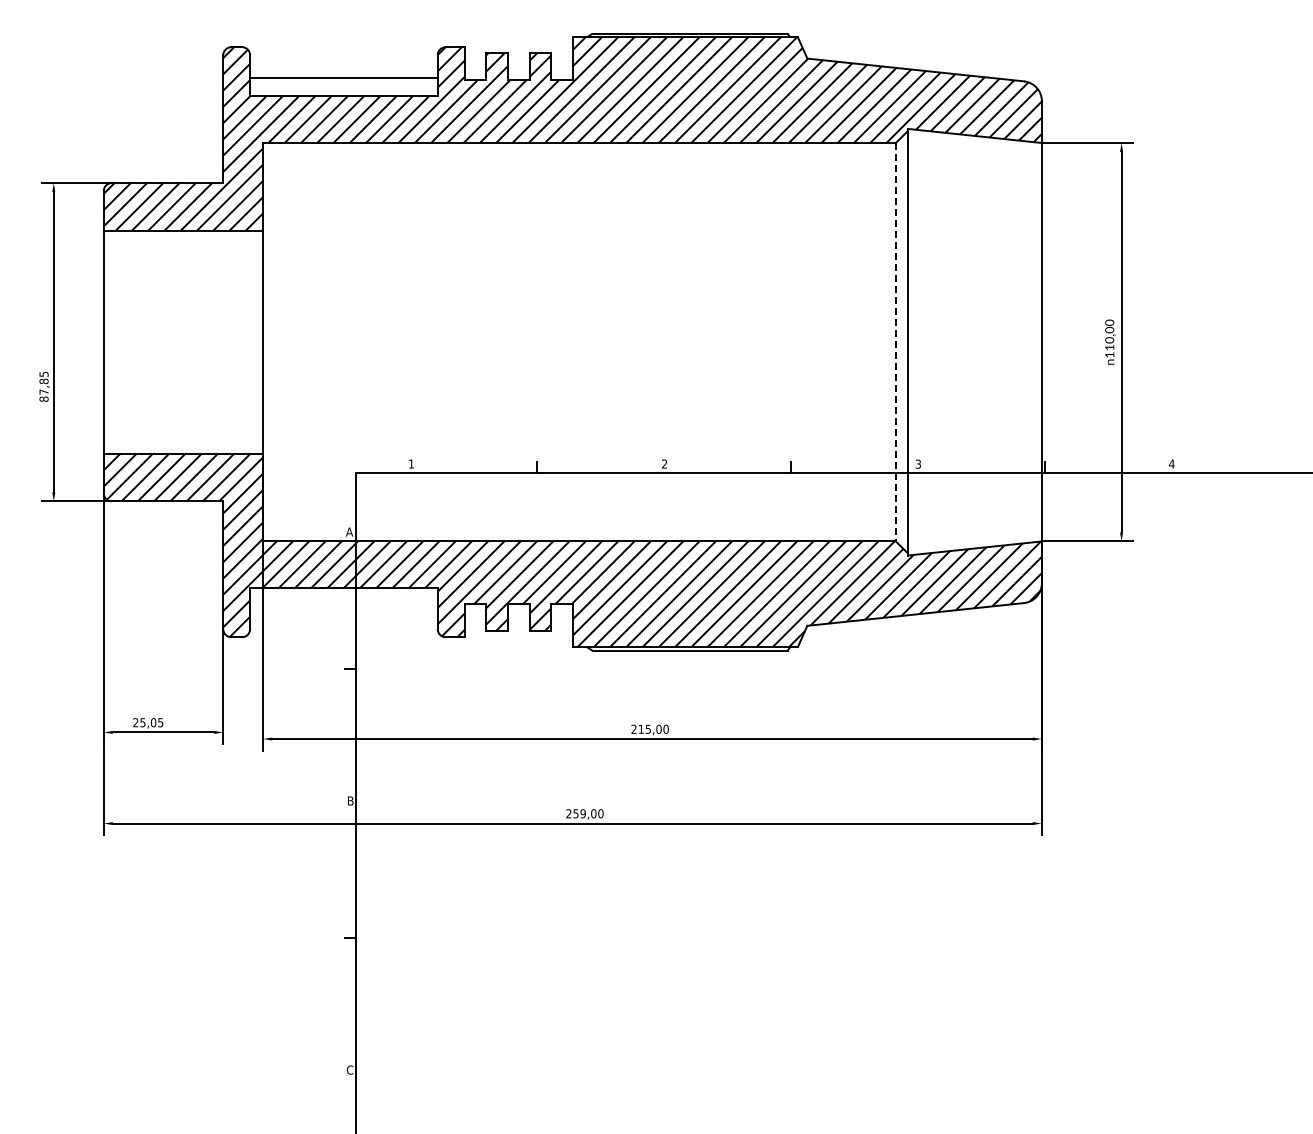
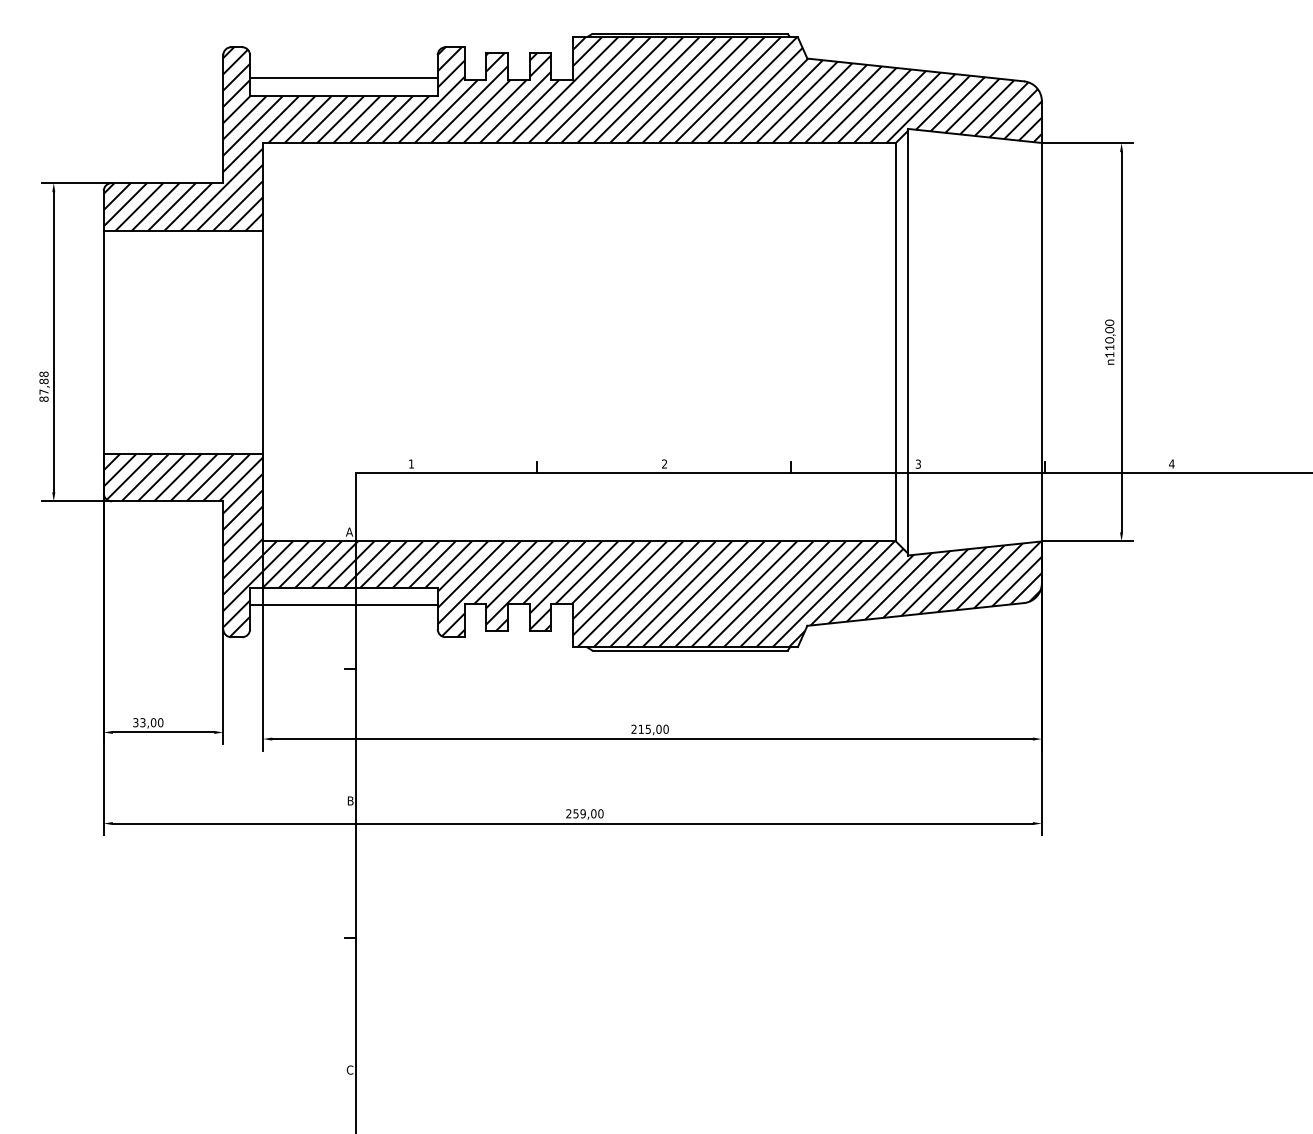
line: dashed -> solid (895, 342)
text: 87,85 -> 87,88 (43, 373)
line: none -> present (343, 604)
text: 25,05 -> 33,00 (148, 722)
